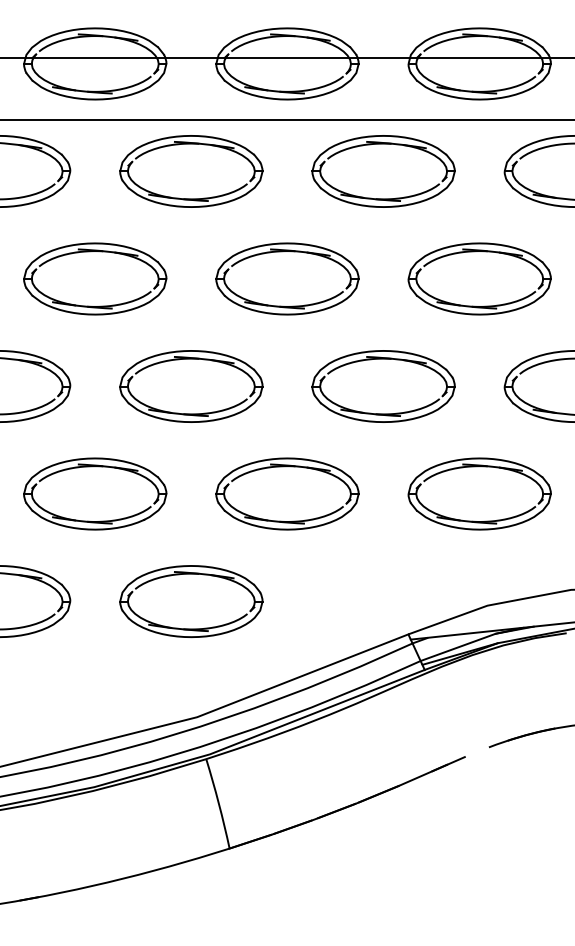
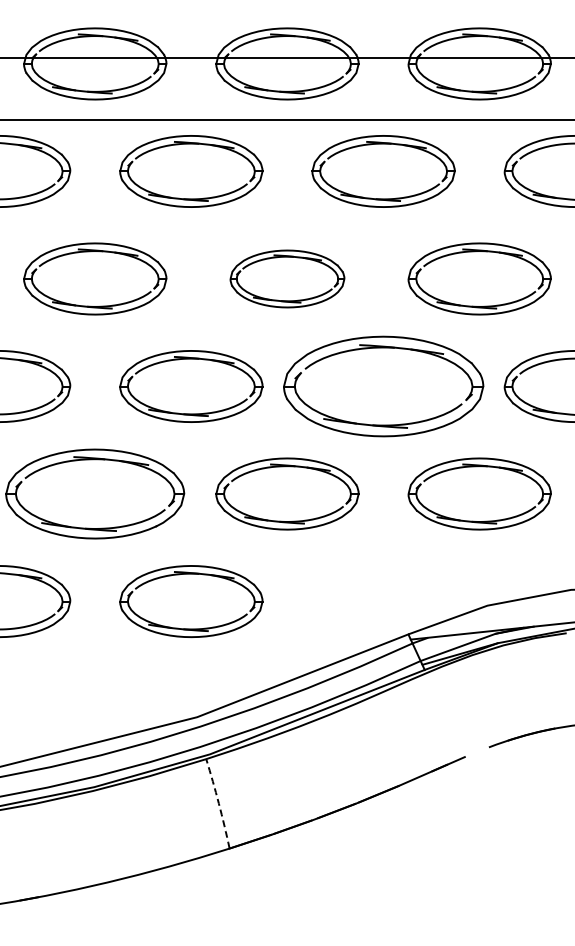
part size: 145x74 px -> 117x60 px (287, 278)
part size: 145x73 px -> 202x103 px (383, 386)
part size: 145x74 px -> 181x92 px (95, 493)
arc: solid -> dashed (218, 803)
